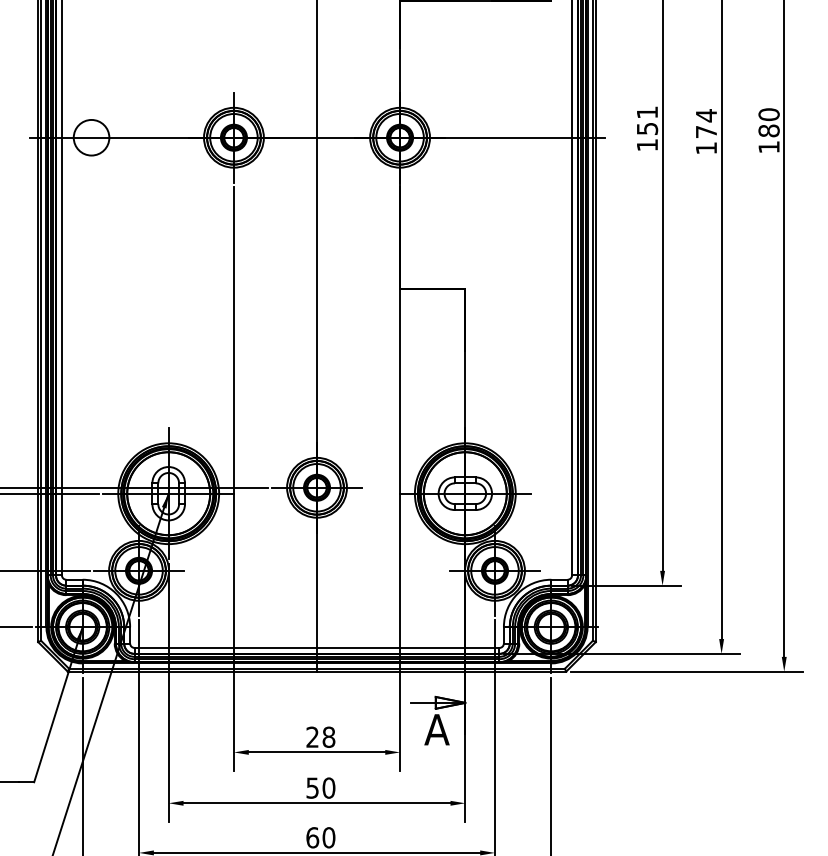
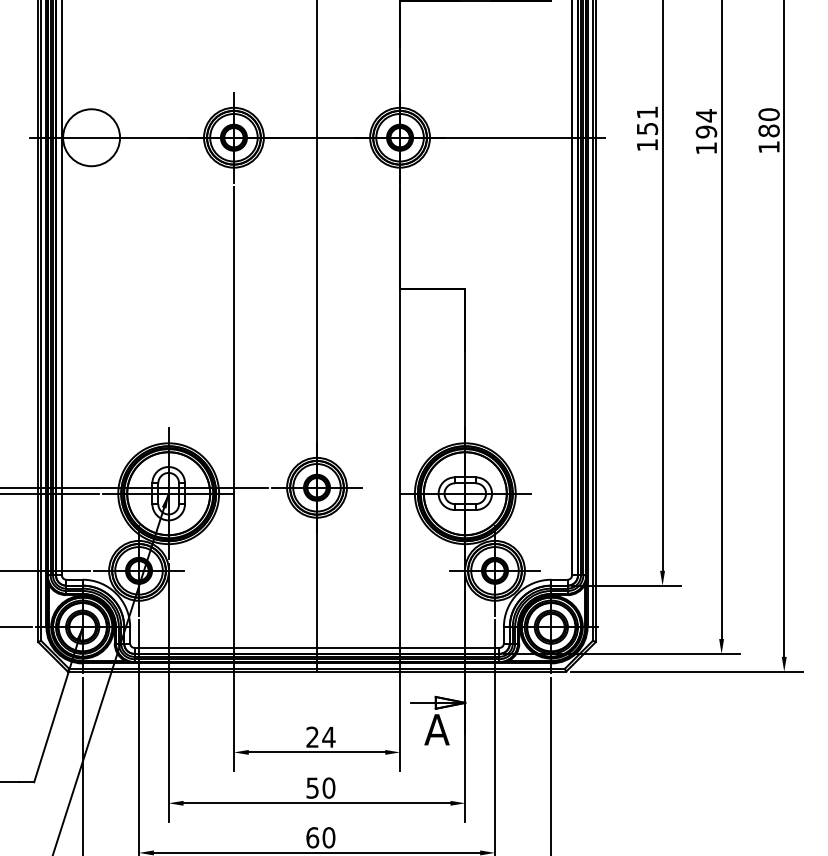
text: 174 -> 194 (706, 131)
circle diameter: 36 px -> 57 px (91, 137)
text: 28 -> 24 (328, 736)
